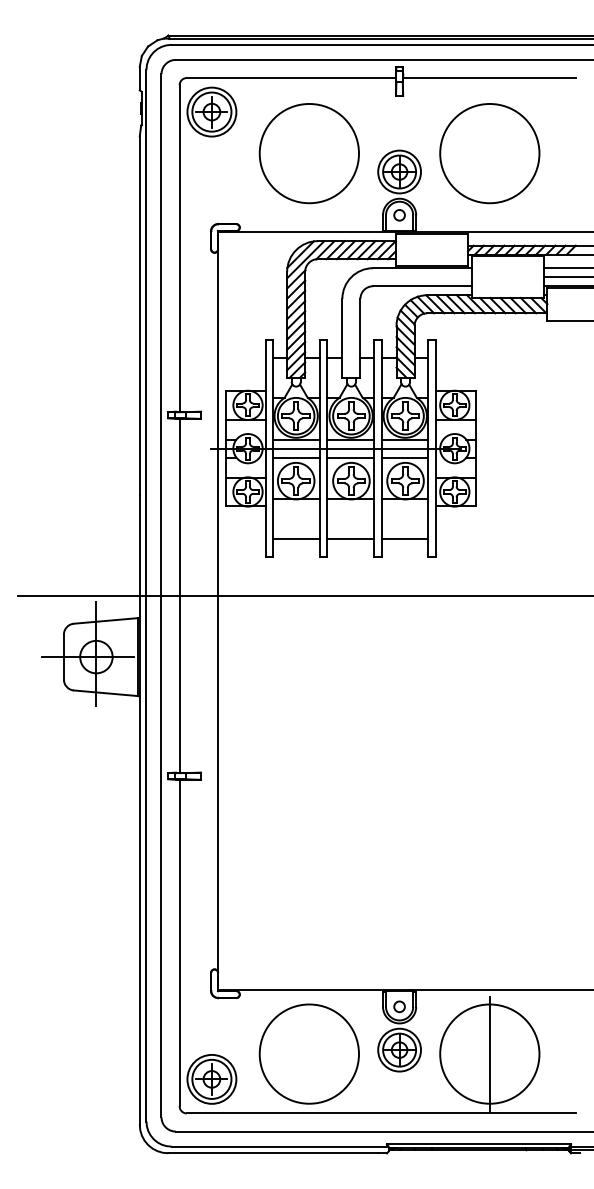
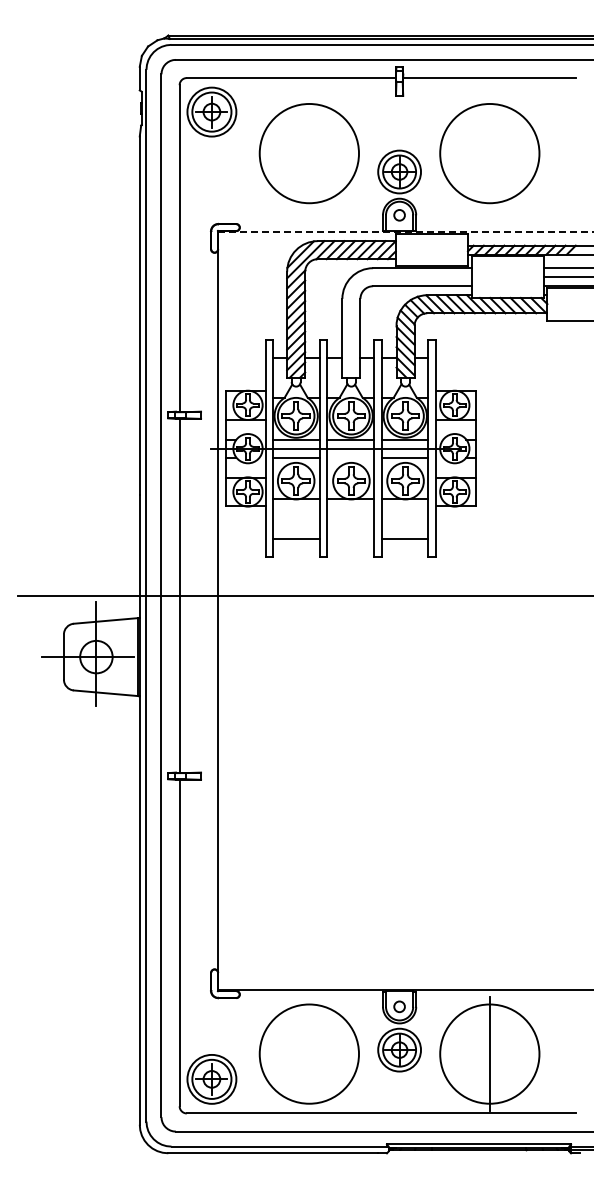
line: solid -> dashed (405, 232)
line: present -> none (350, 457)
line: present -> none (350, 538)
